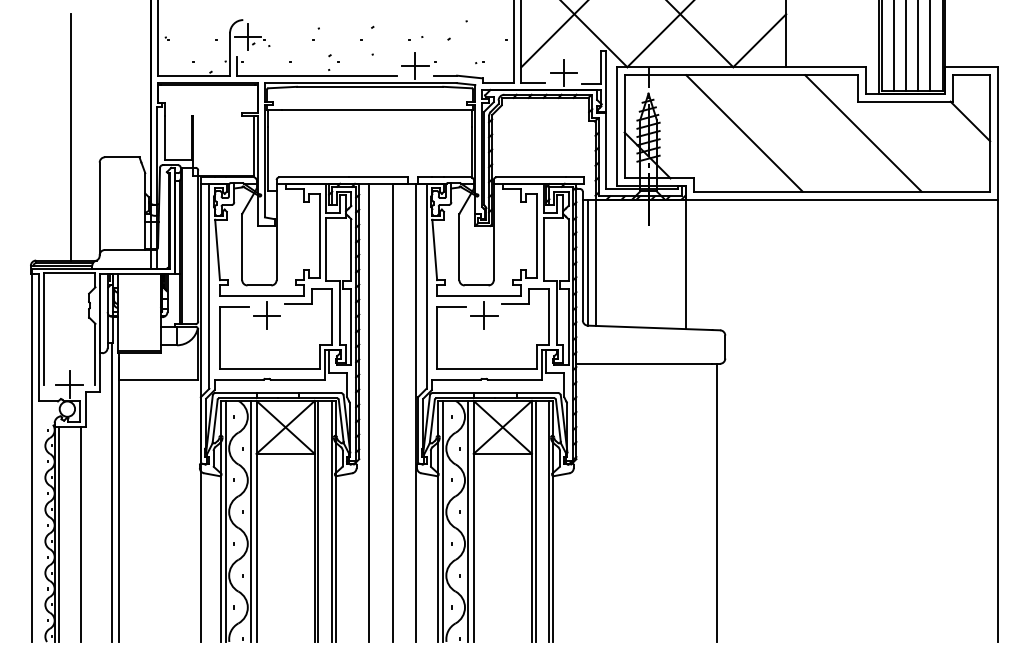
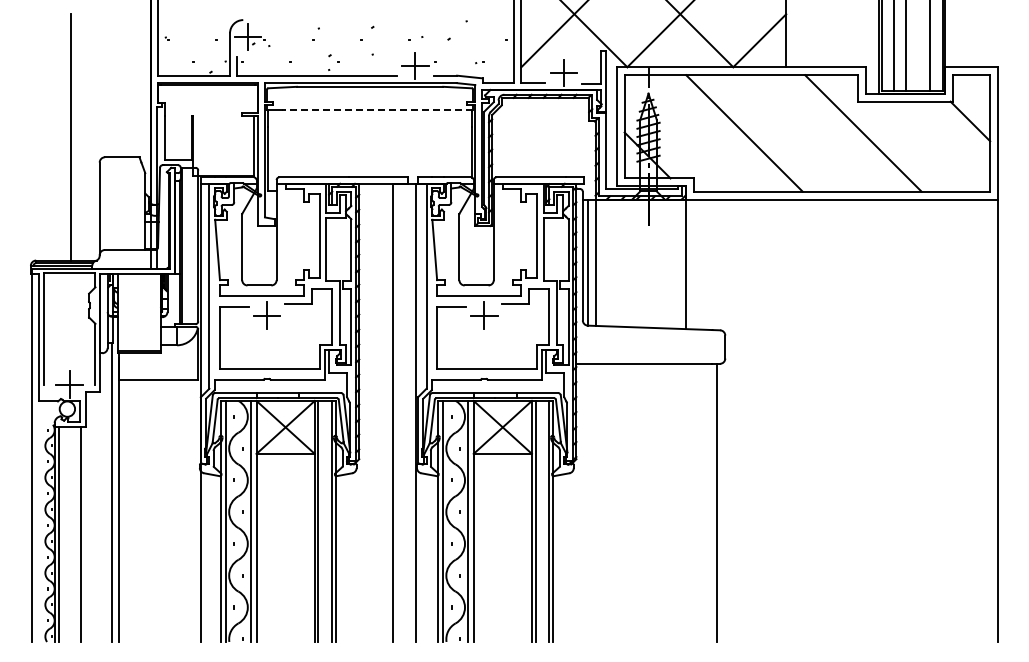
line: present -> none (918, 46)
line: solid -> dashed (377, 109)
line: present -> none (368, 412)
